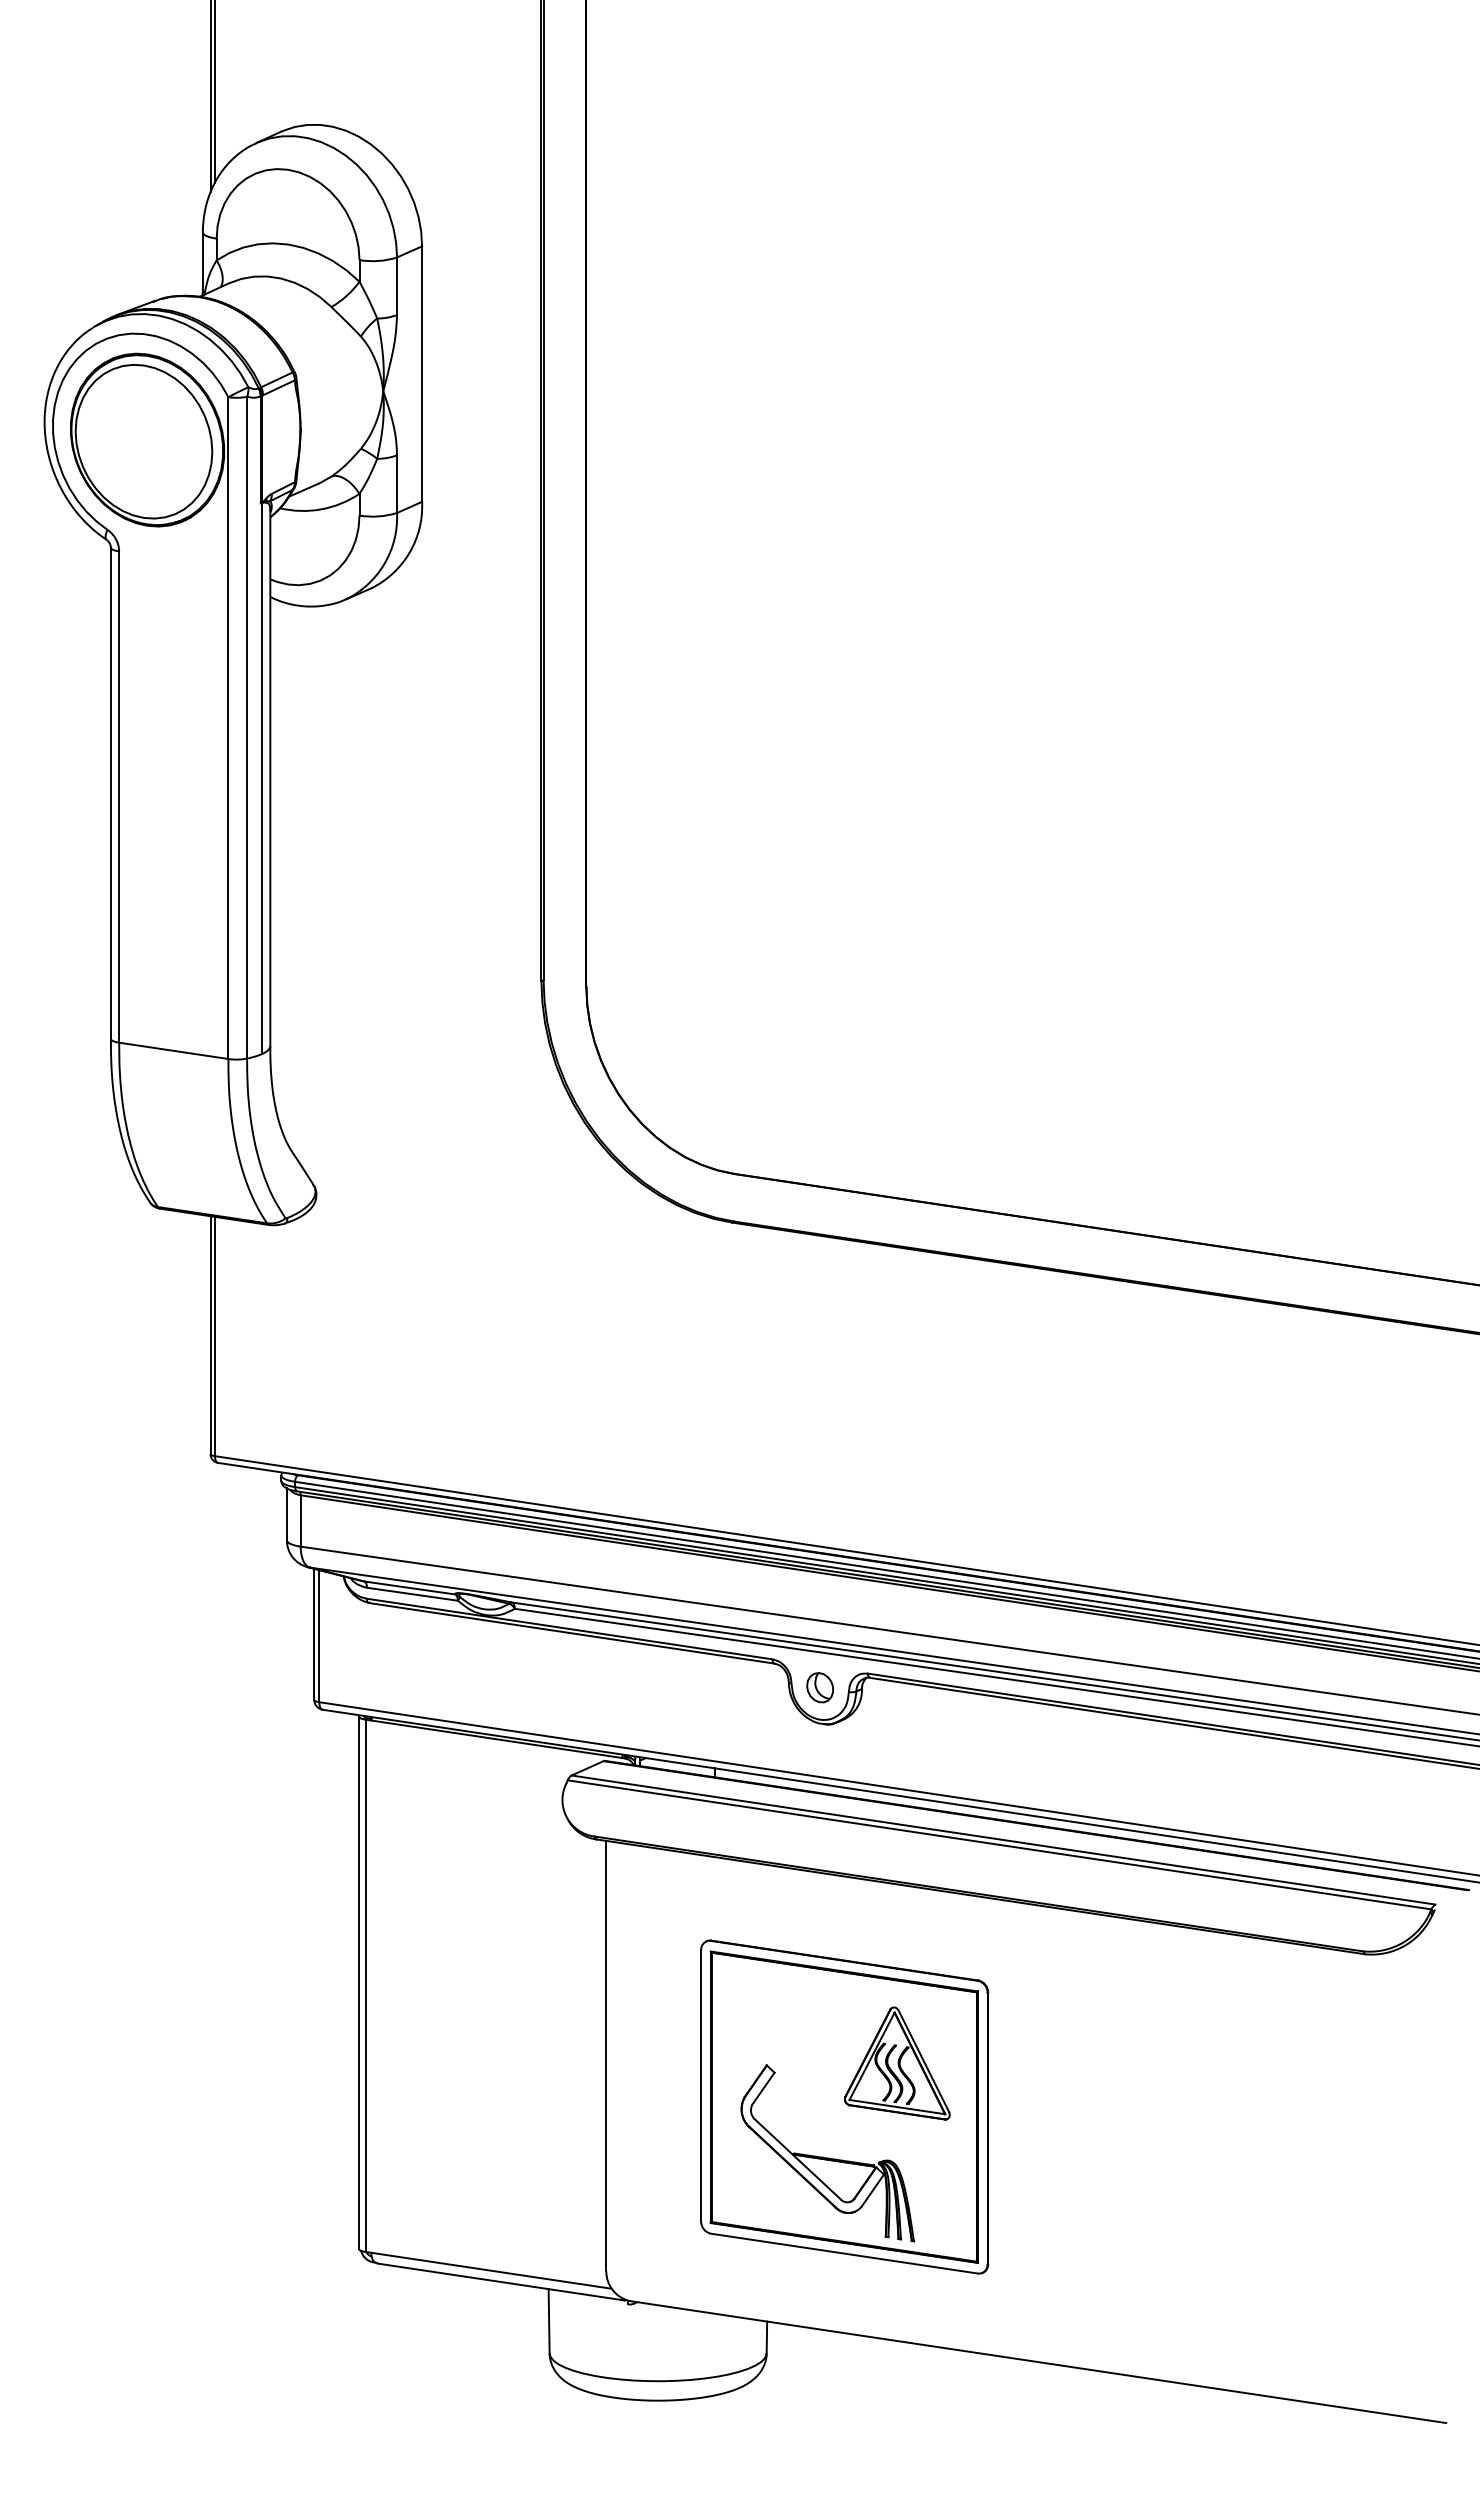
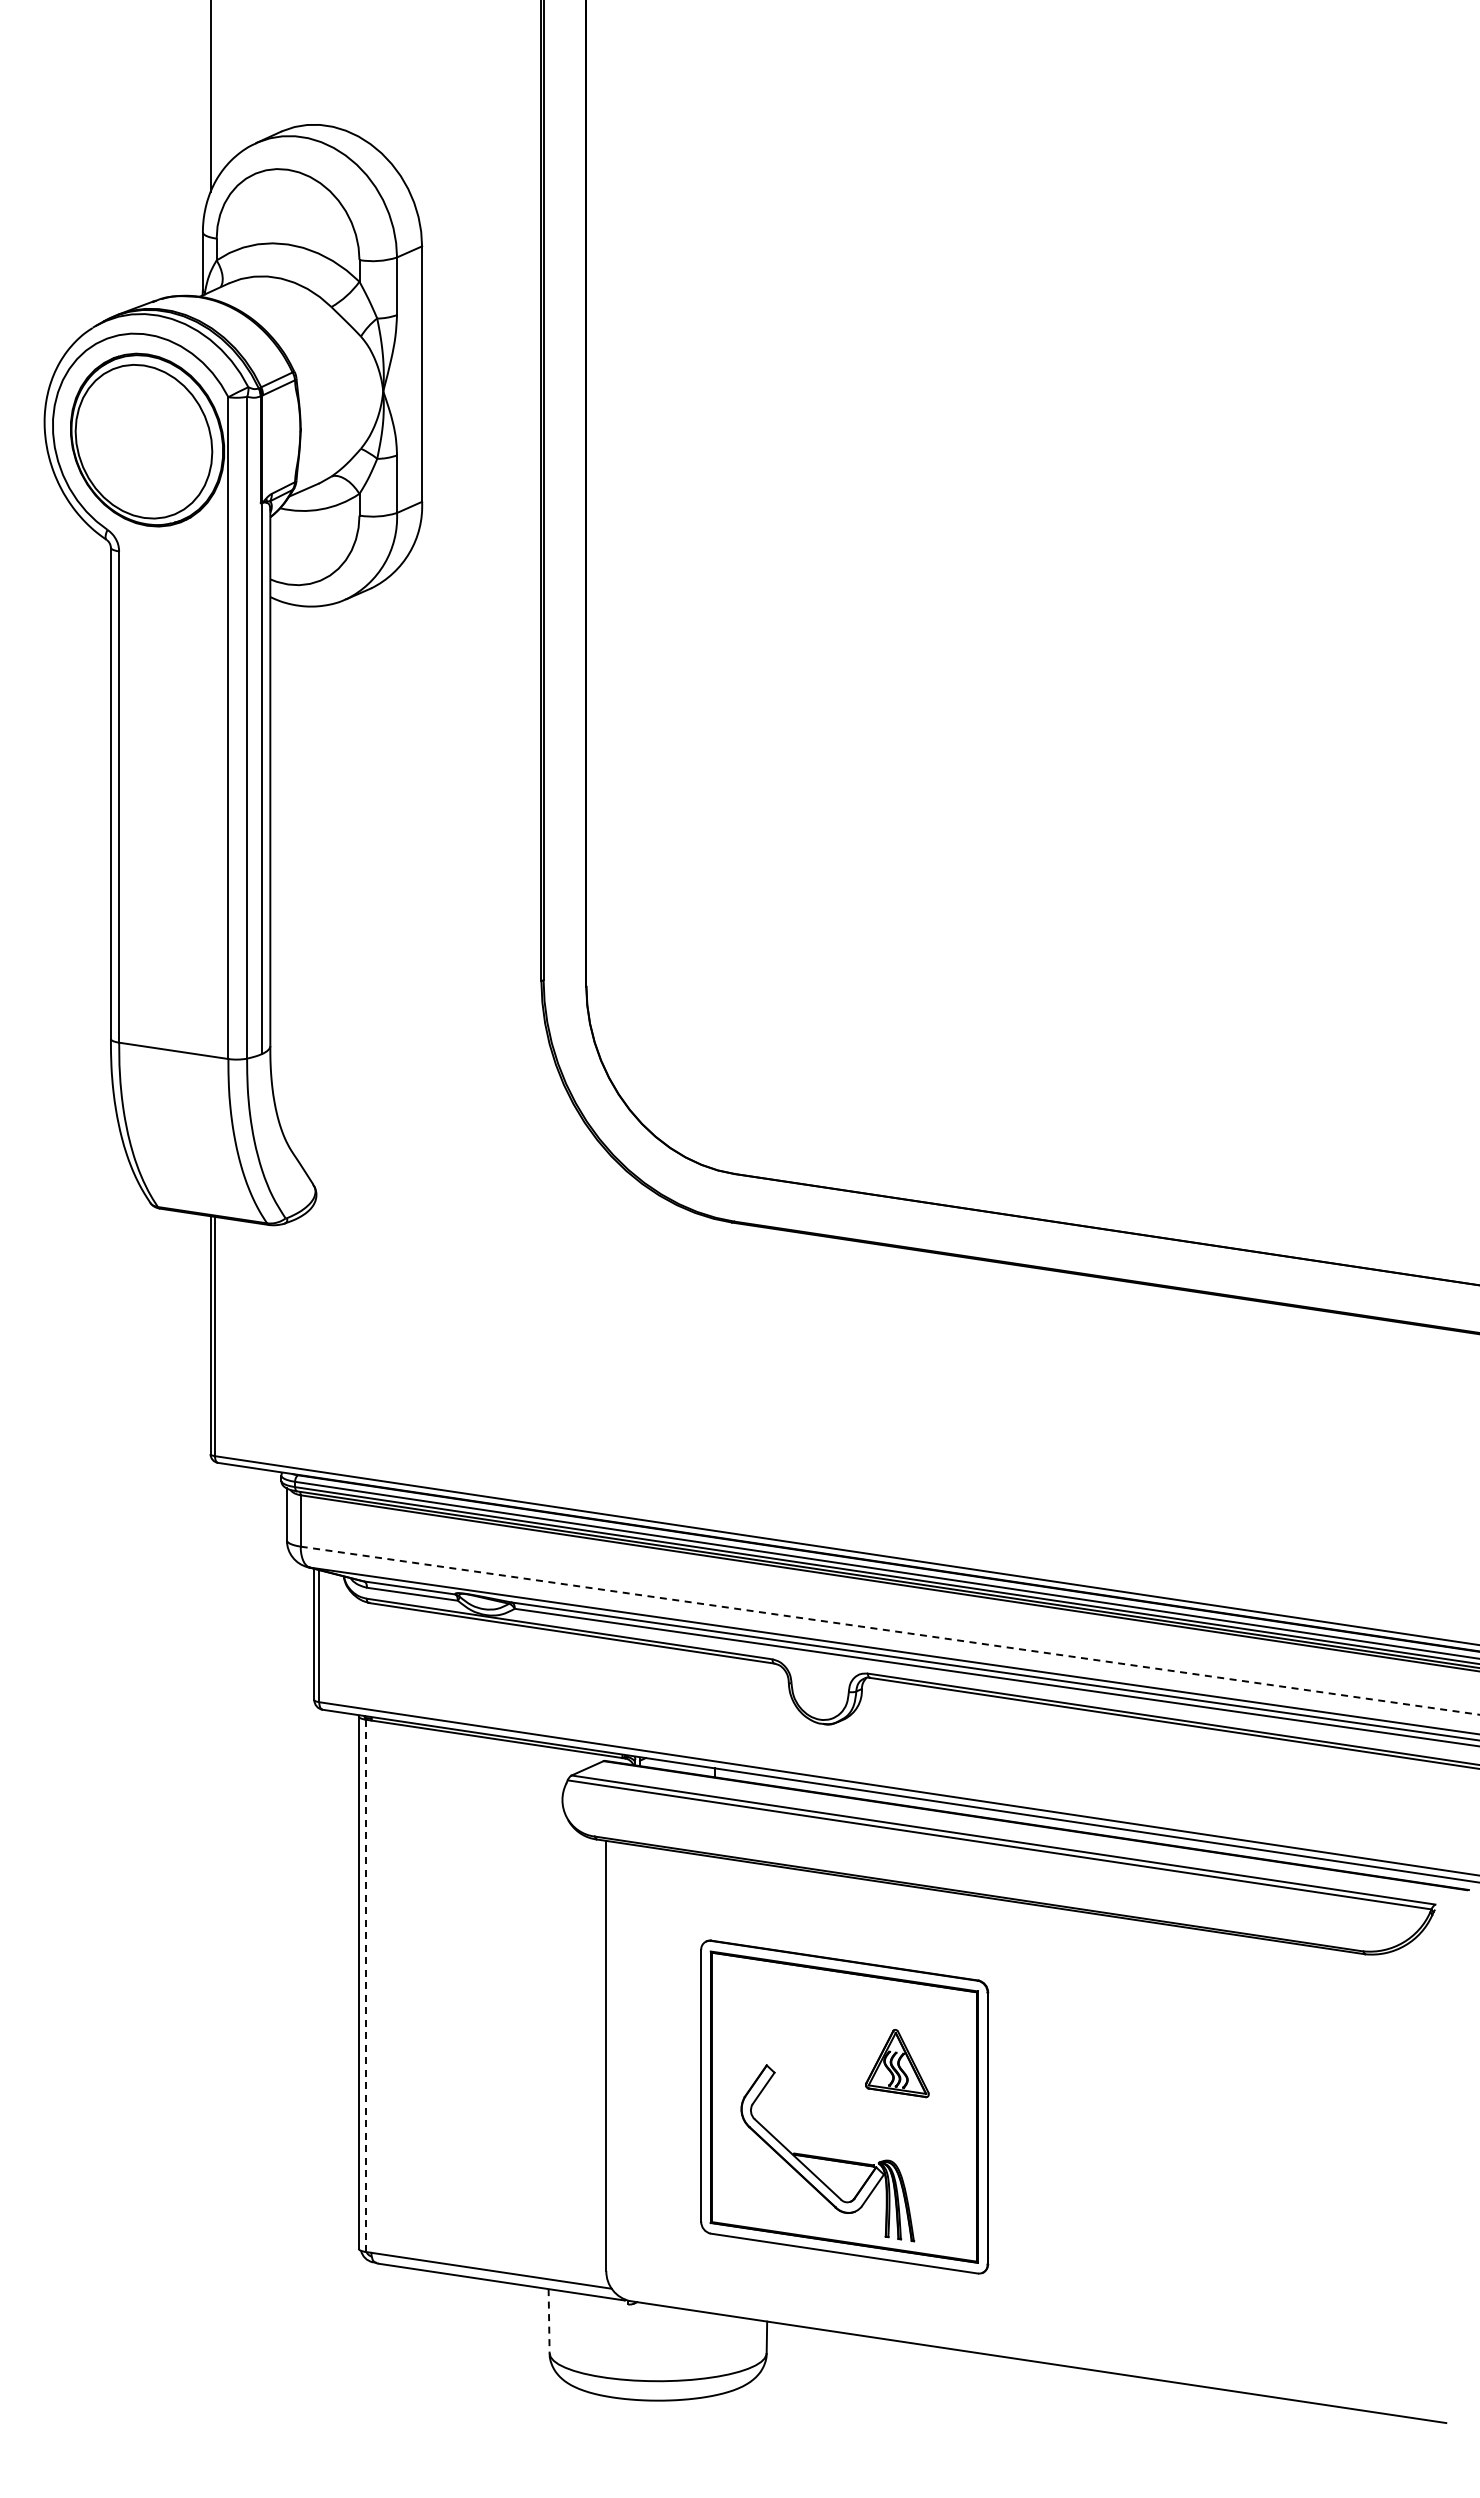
line: present -> none (214, 92)
line: solid -> dashed (890, 1630)
part: present -> none (819, 1687)
line: solid -> dashed (365, 1986)
part size: 107x115 px -> 65x70 px (897, 2063)
line: solid -> dashed (549, 2321)
